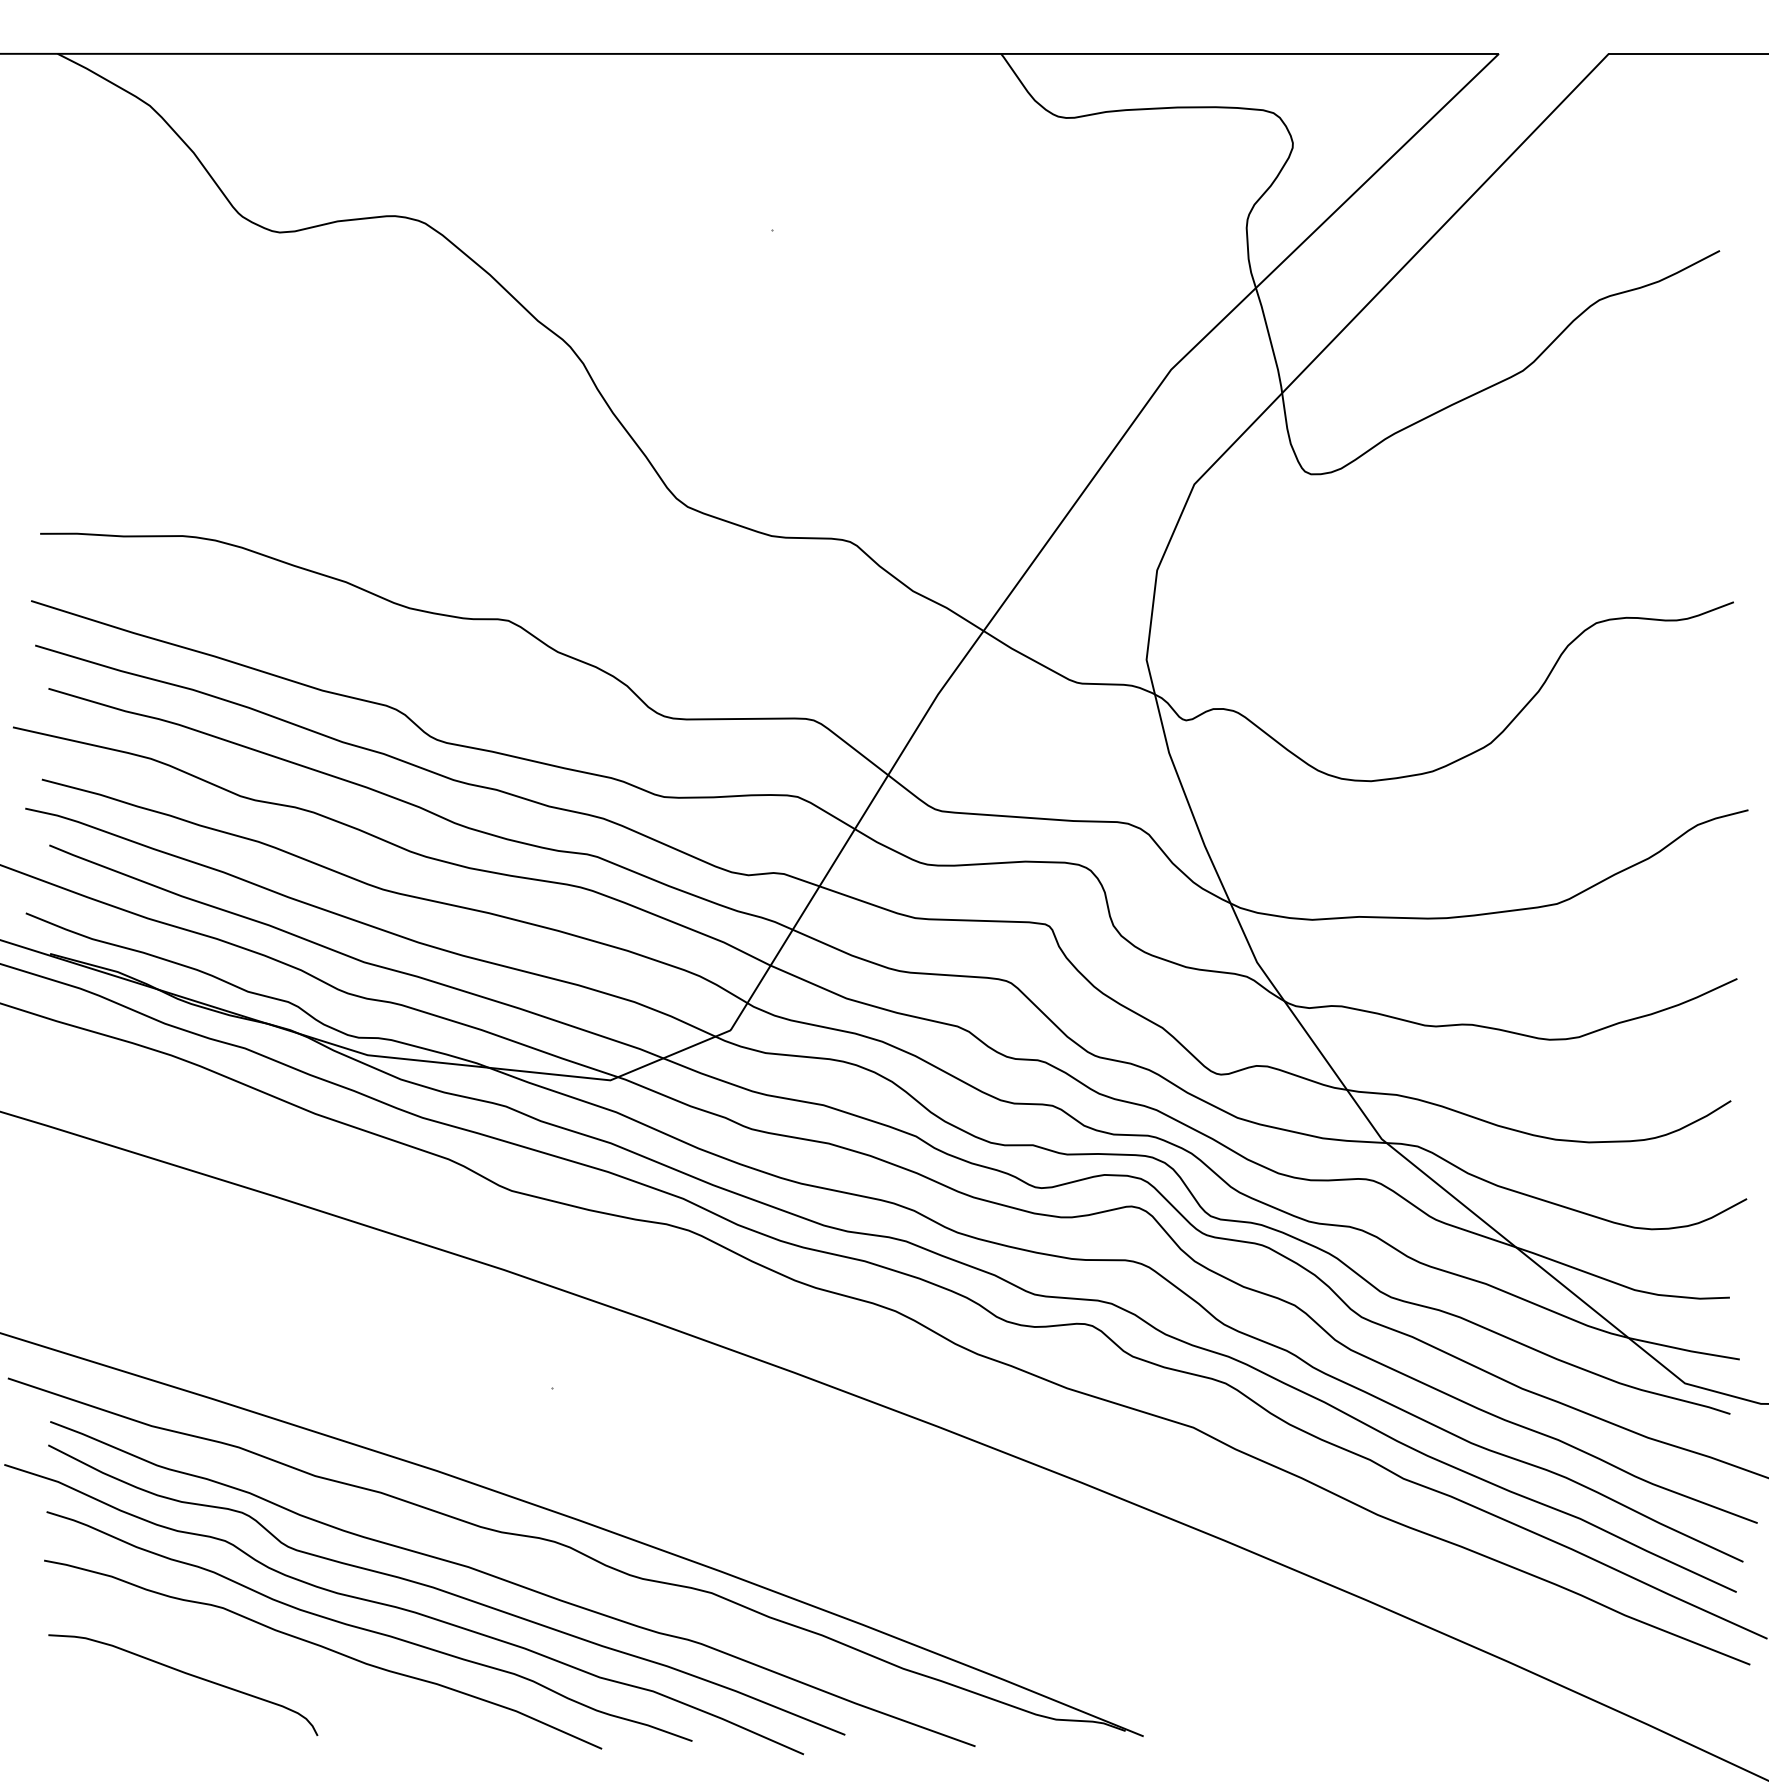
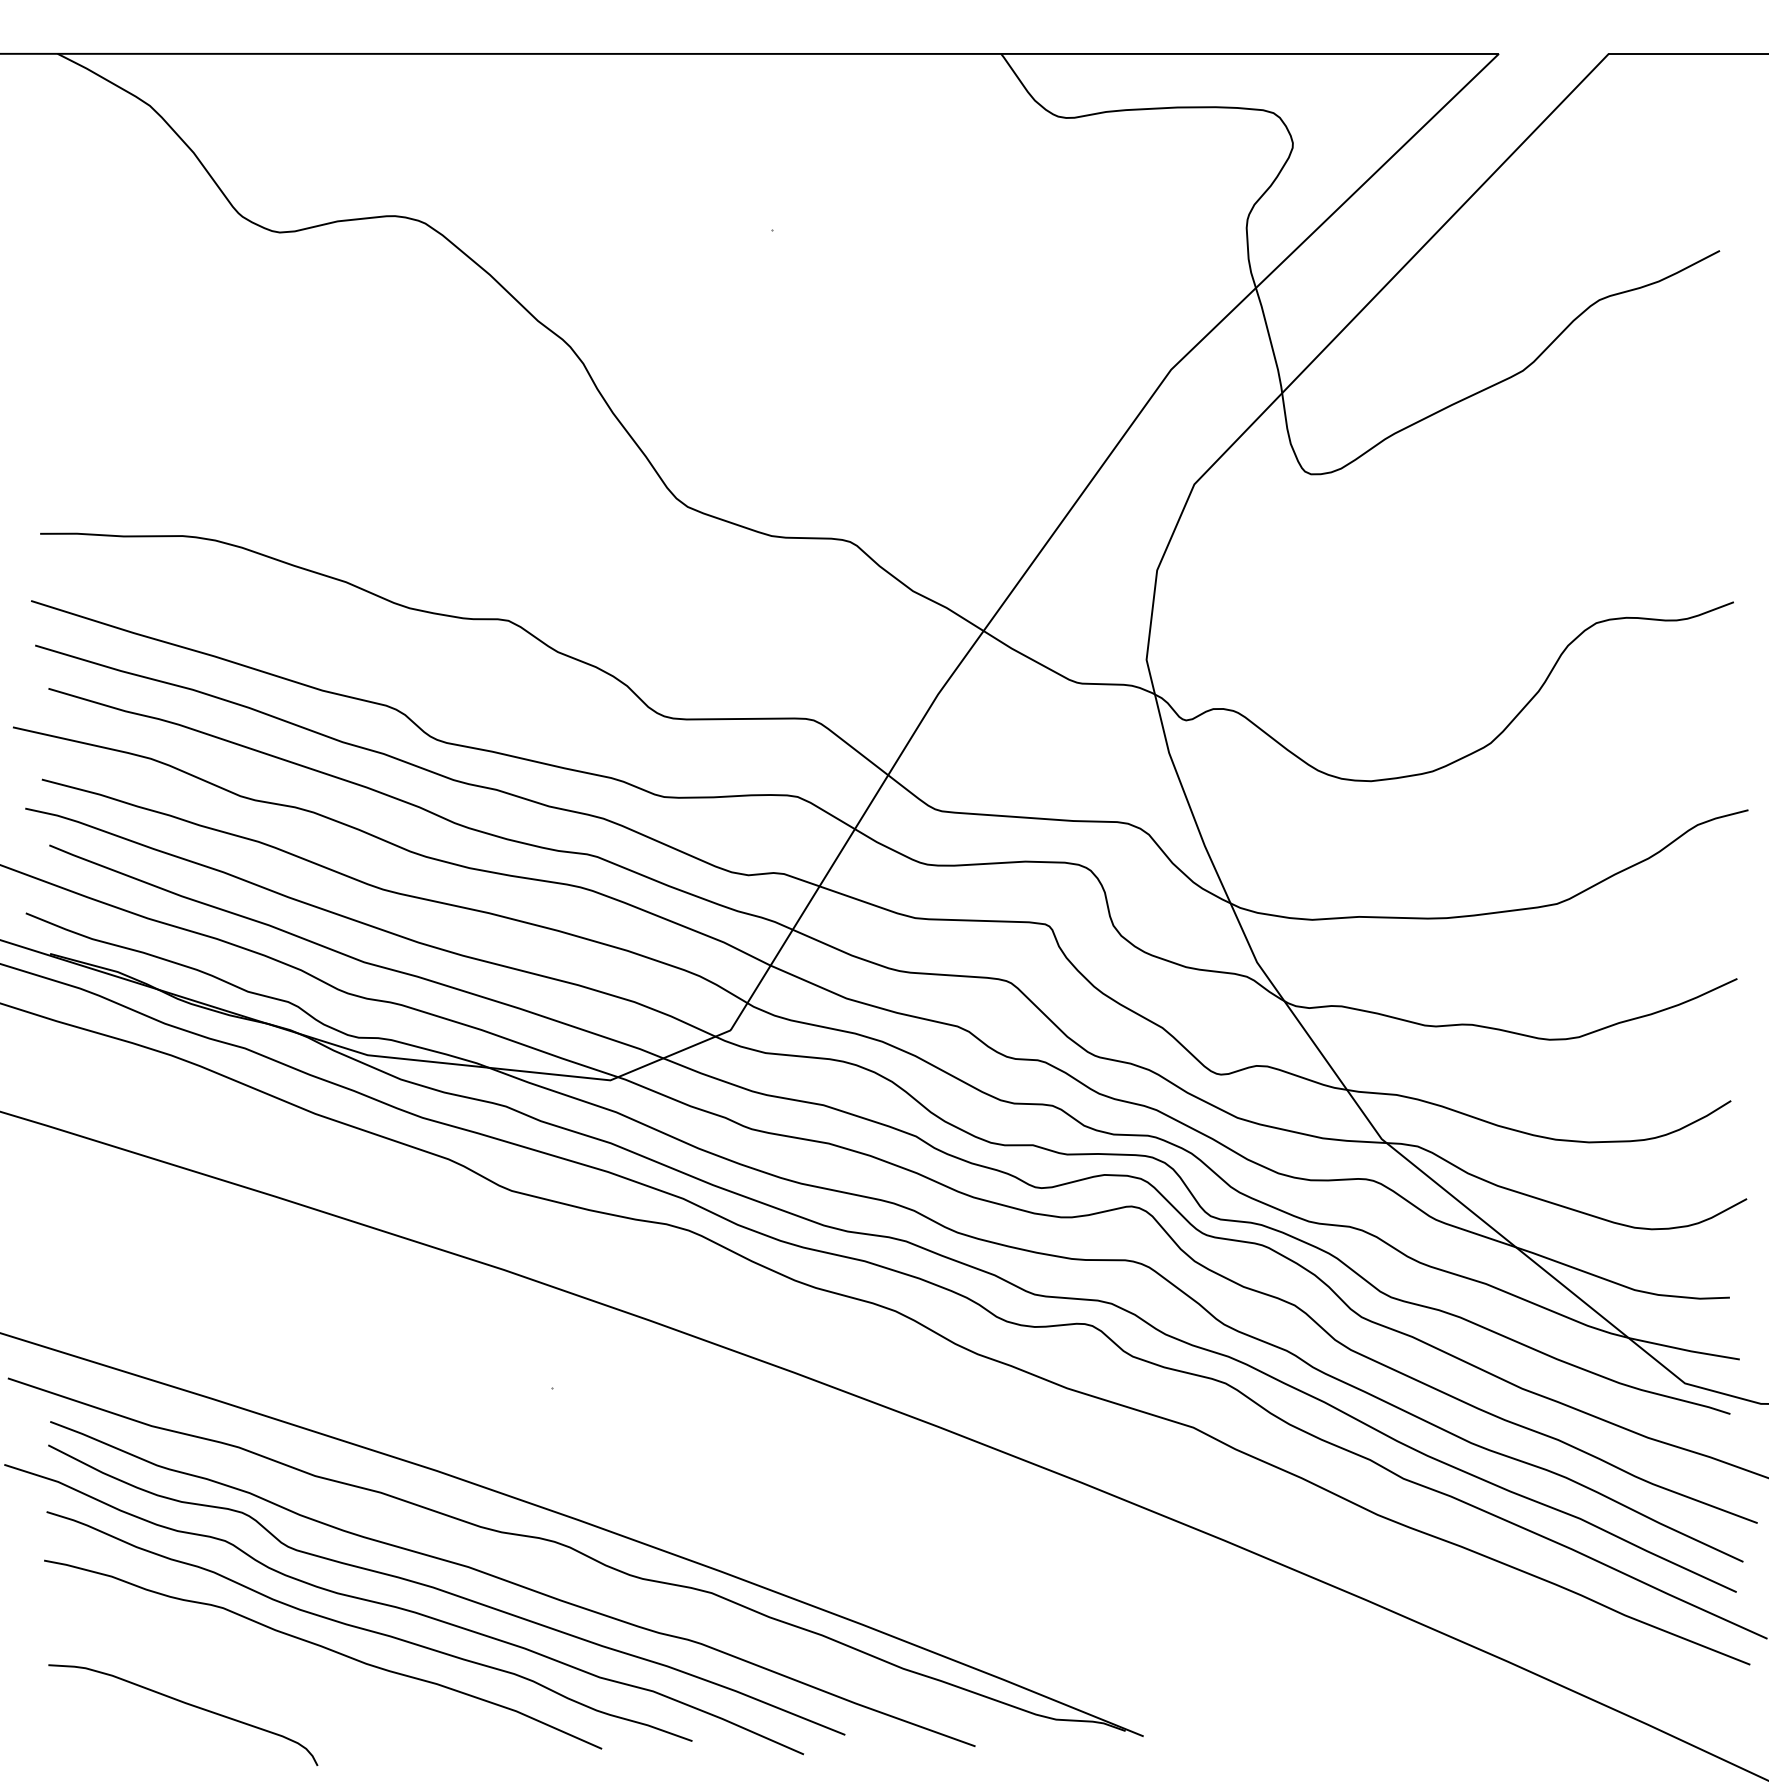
curve position: (188, 1675) -> (188, 1705) (188, 1705)
